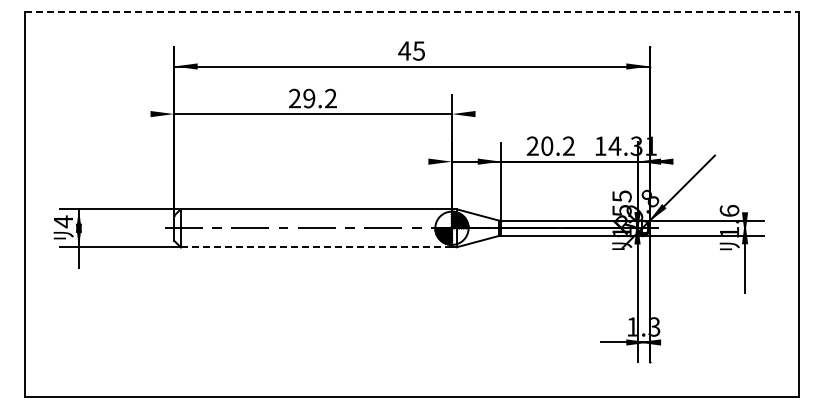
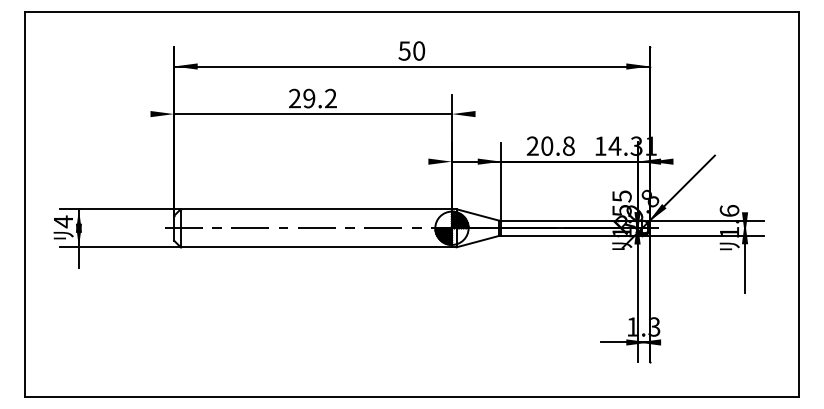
line: dashed -> solid (412, 12)
text: 45 -> 50 (411, 50)
text: 20.2 -> 20.8 (568, 145)
line: dashed -> solid (316, 247)
